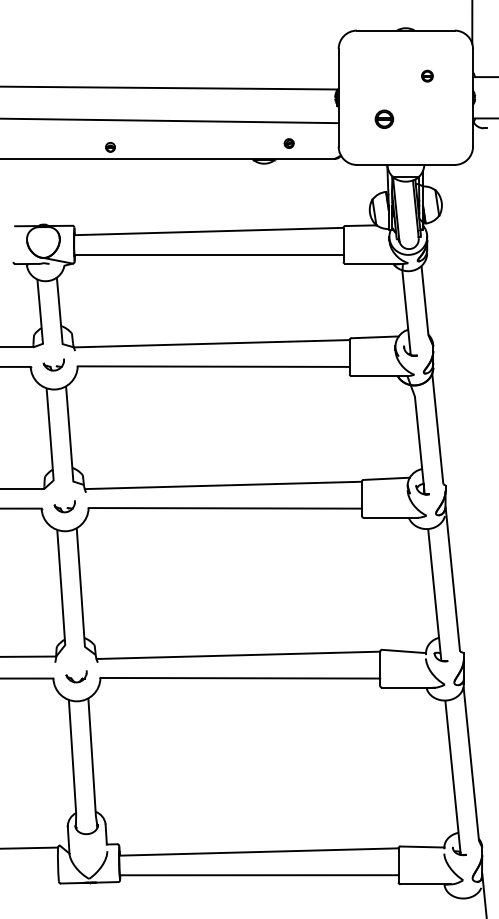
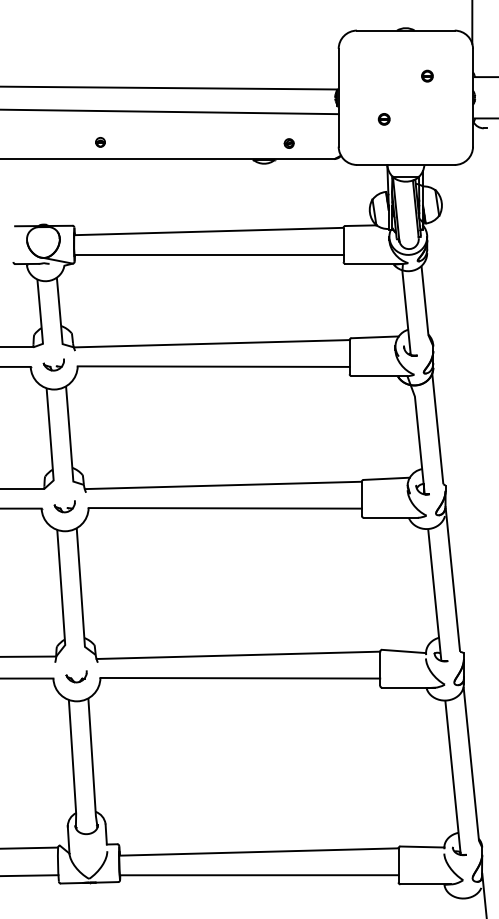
part size: 21x20 px -> 14x13 px (383, 119)
line position: (170, 120) -> (170, 111) (170, 111)
part position: (110, 147) -> (100, 142) (100, 142)
line: none -> present (30, 875)
